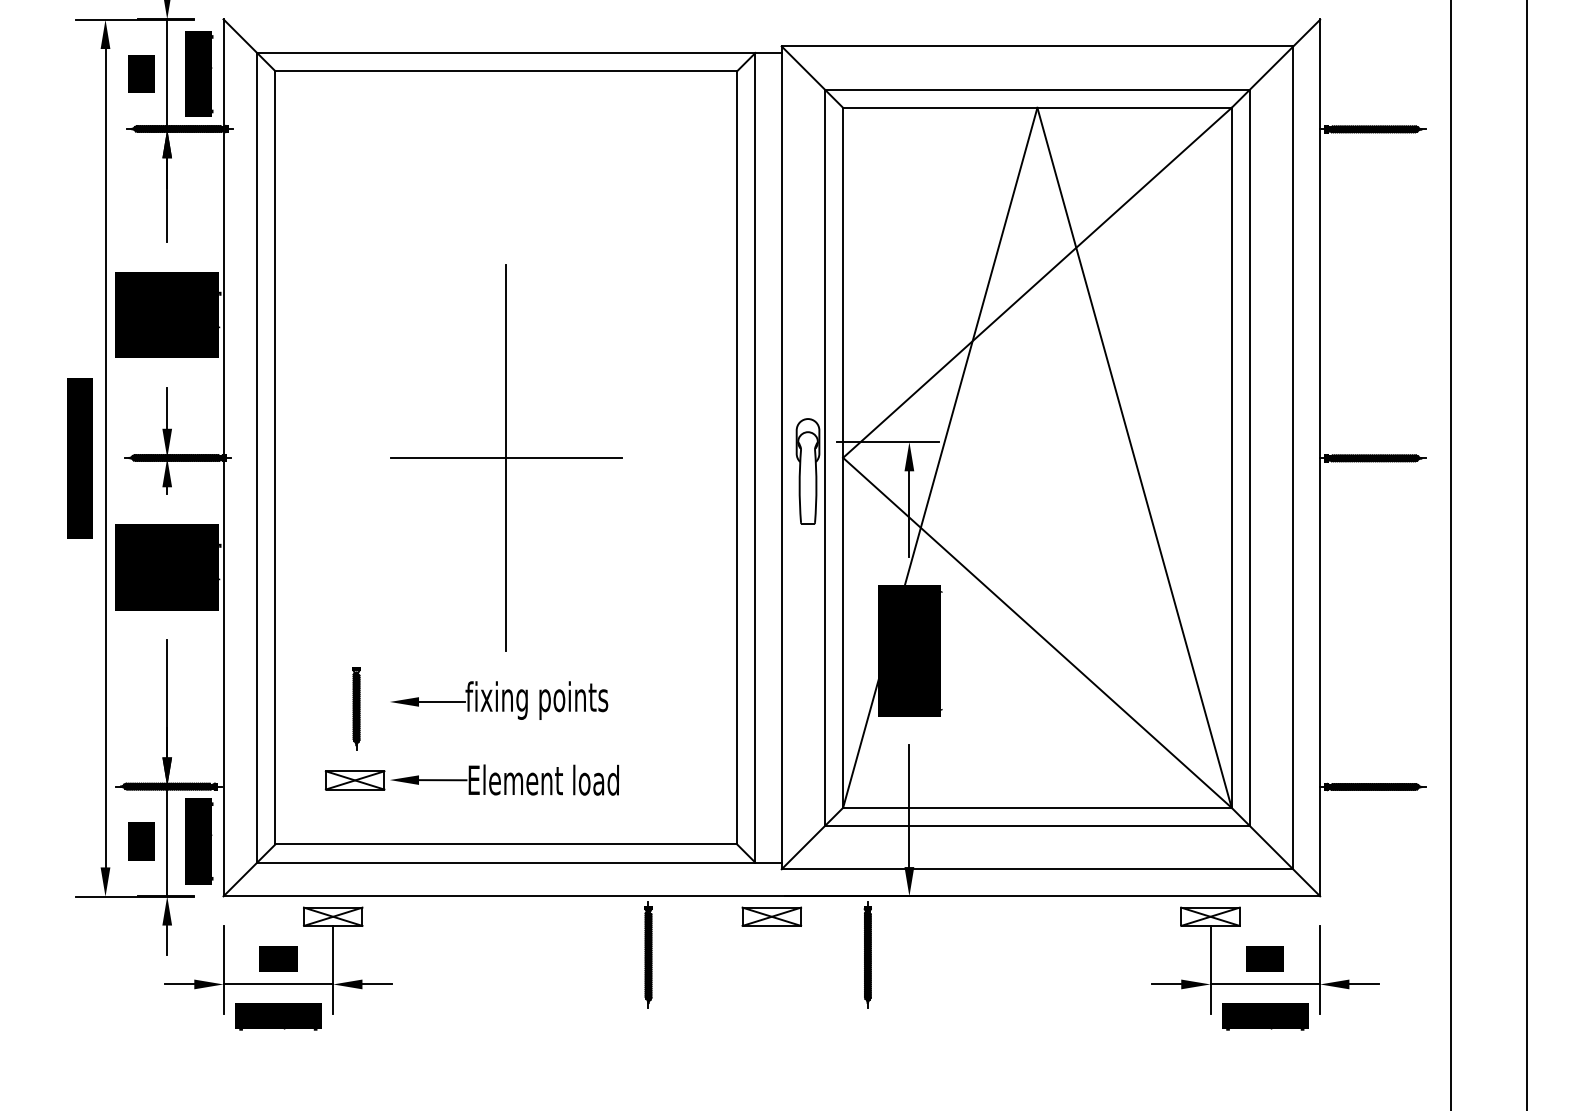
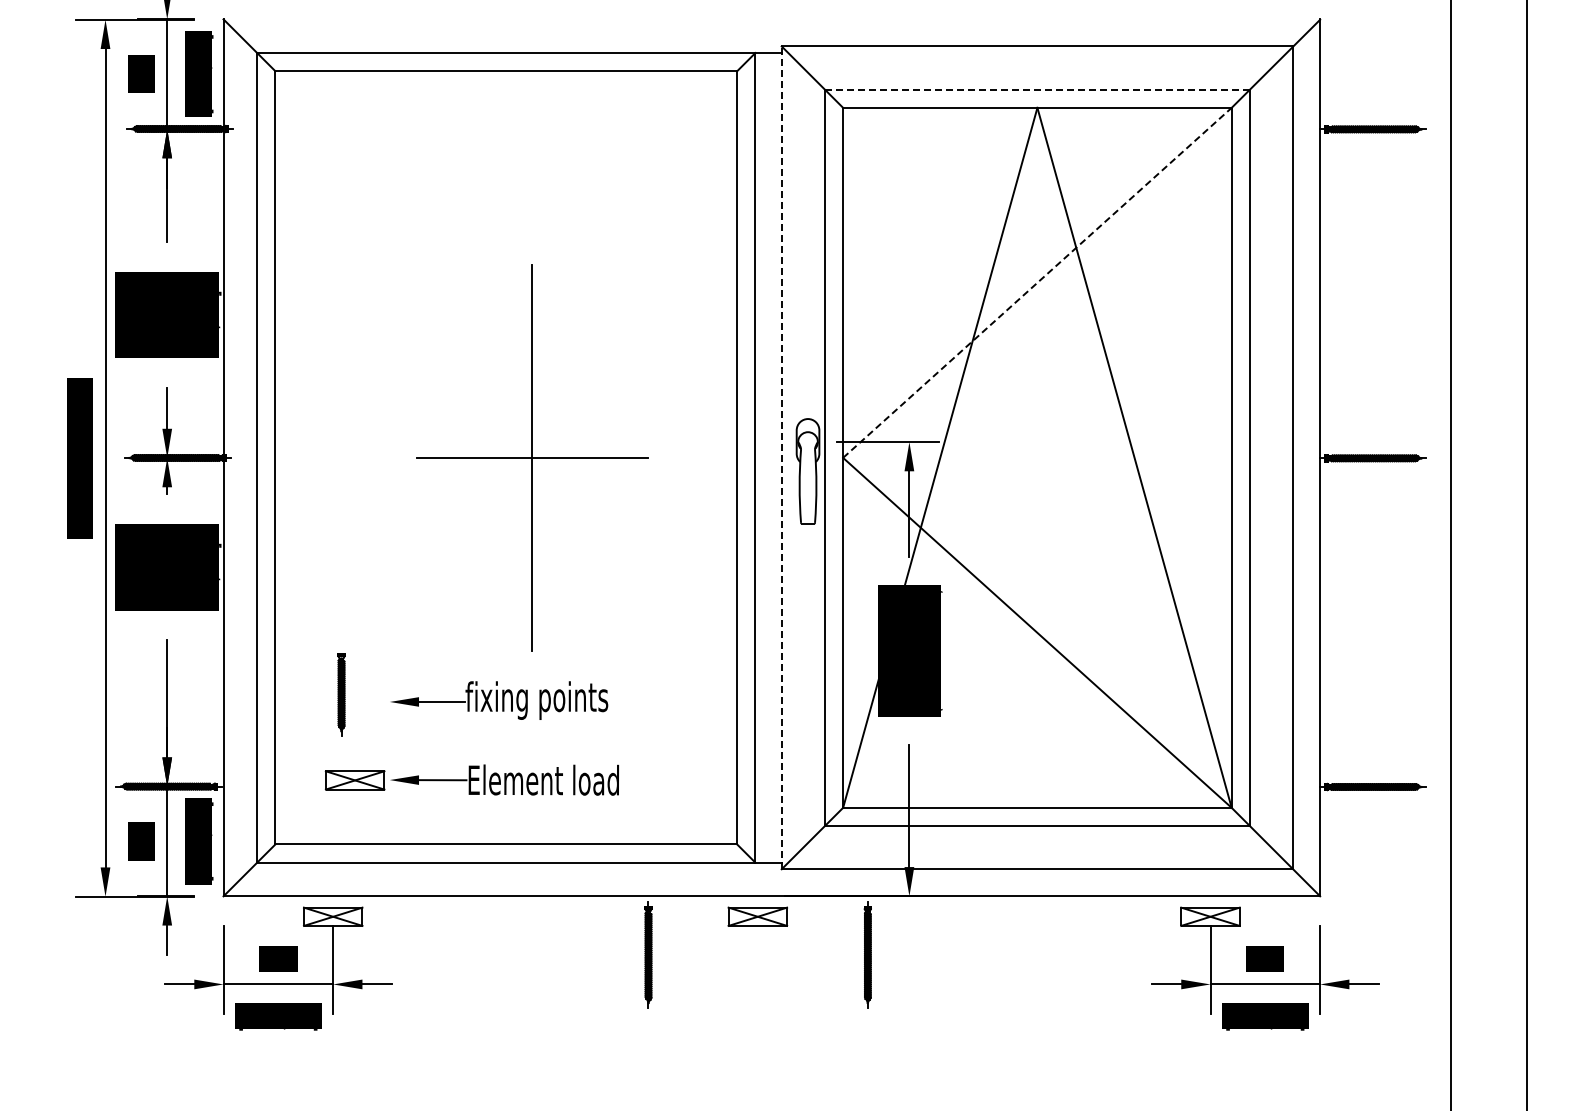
line: solid -> dashed (1037, 89)
line: solid -> dashed (1037, 282)
part position: (506, 457) -> (532, 457) (532, 457)
line: solid -> dashed (781, 457)
part position: (356, 708) -> (341, 694) (341, 694)
part position: (771, 916) -> (757, 916) (757, 916)
